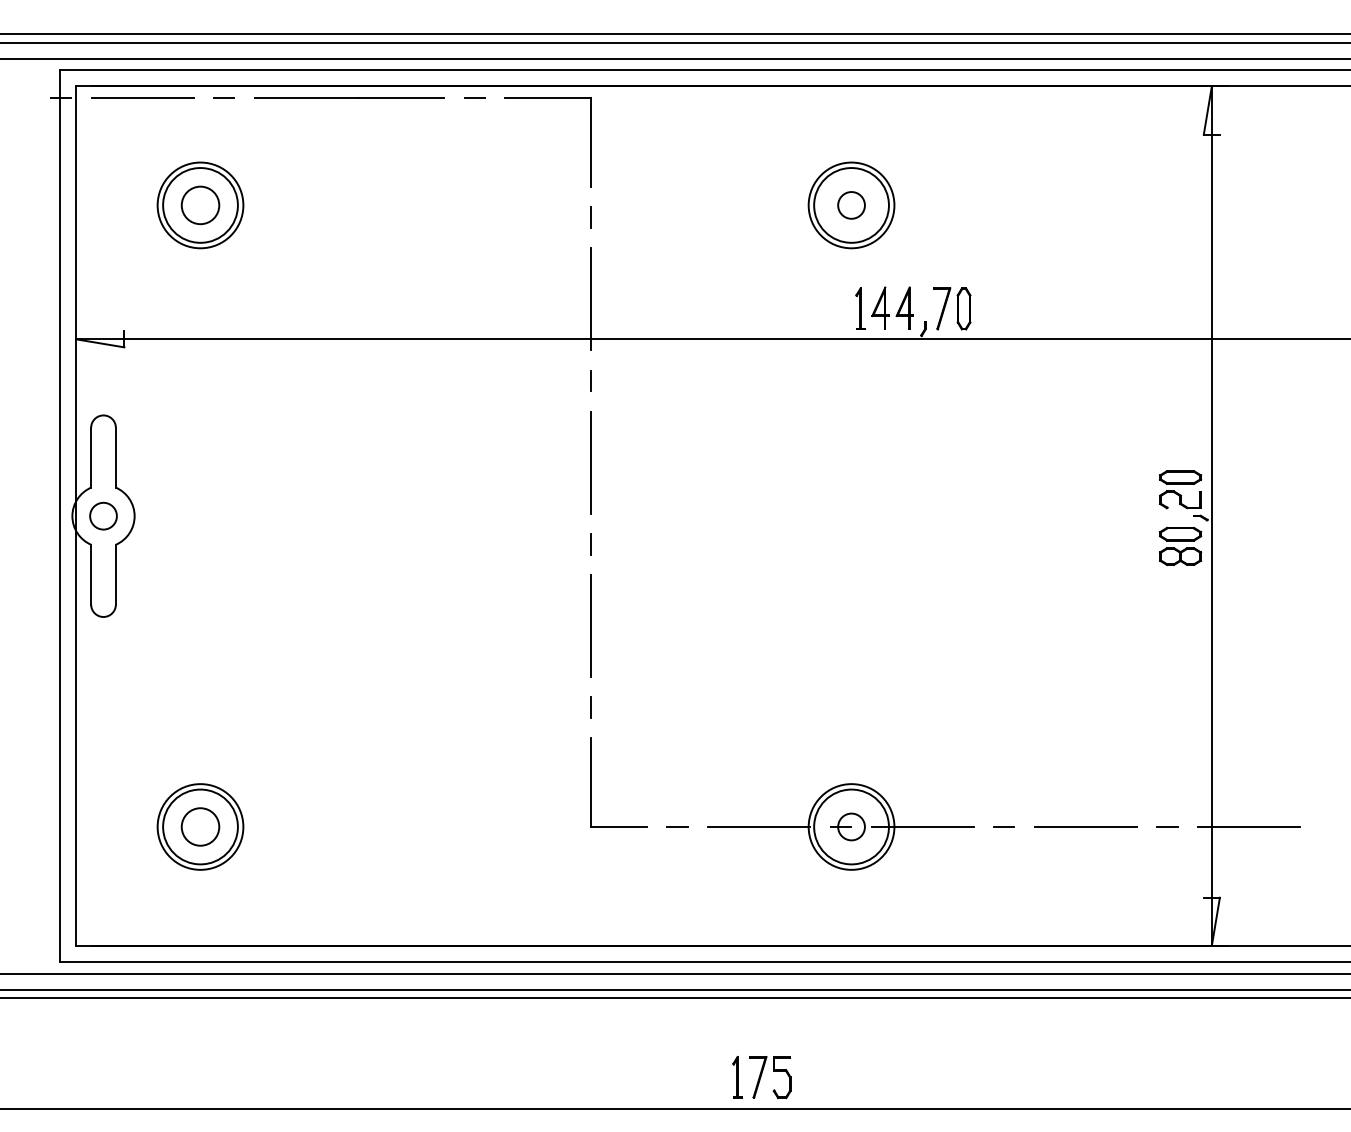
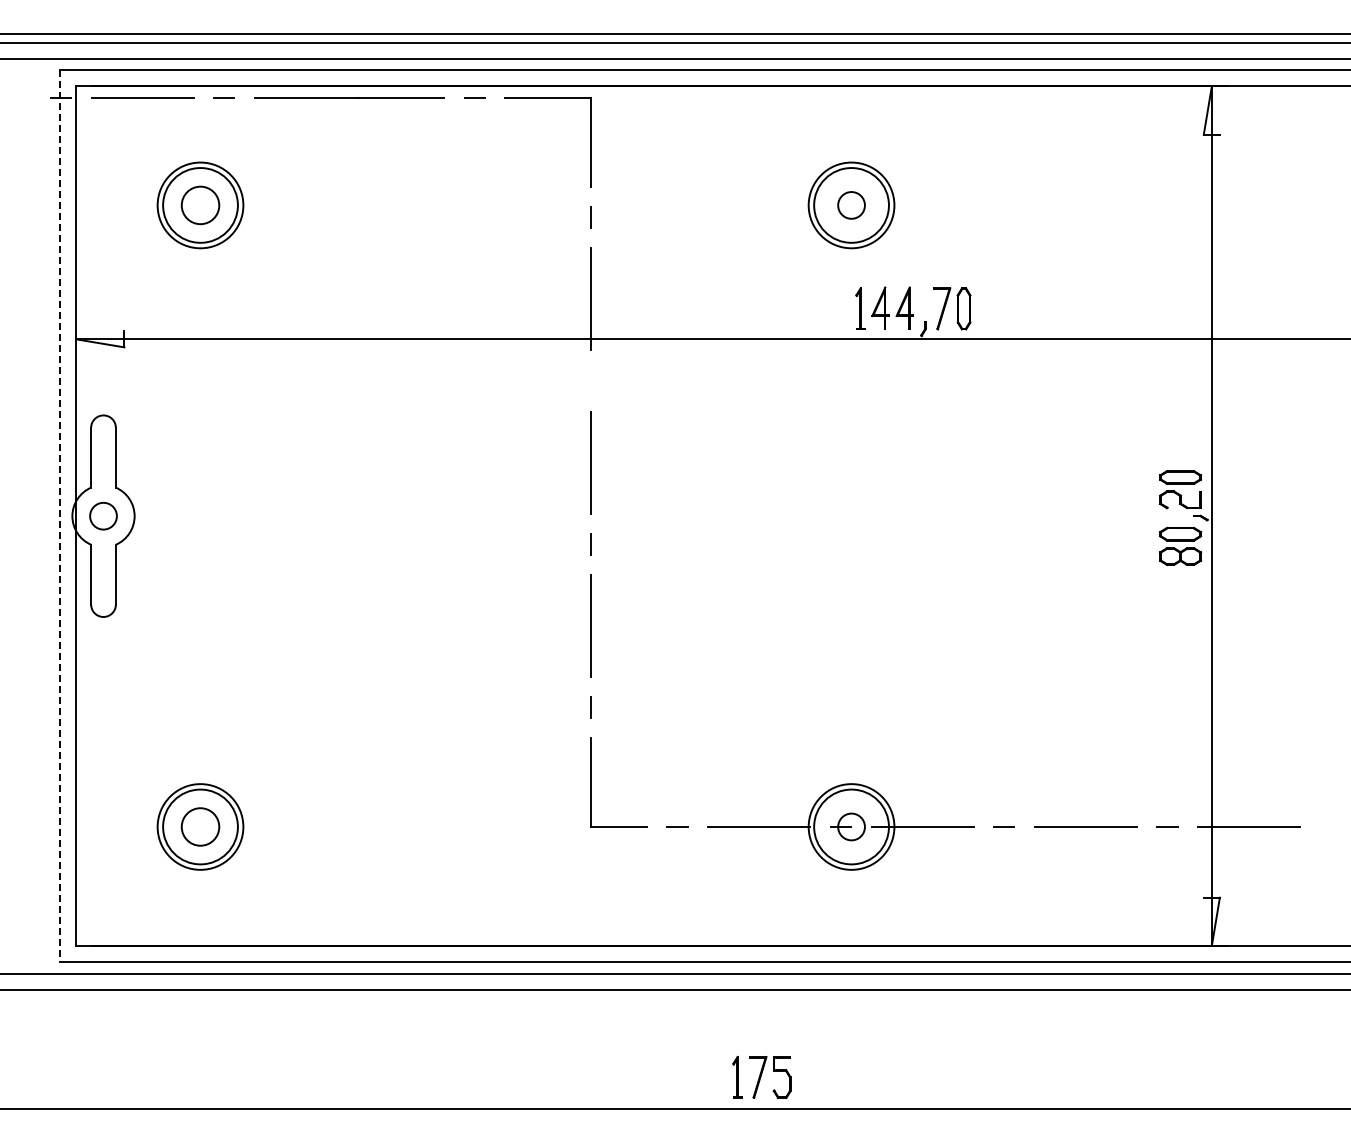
line: present -> none (590, 380)
line: solid -> dashed (60, 516)
line: present -> none (674, 998)
